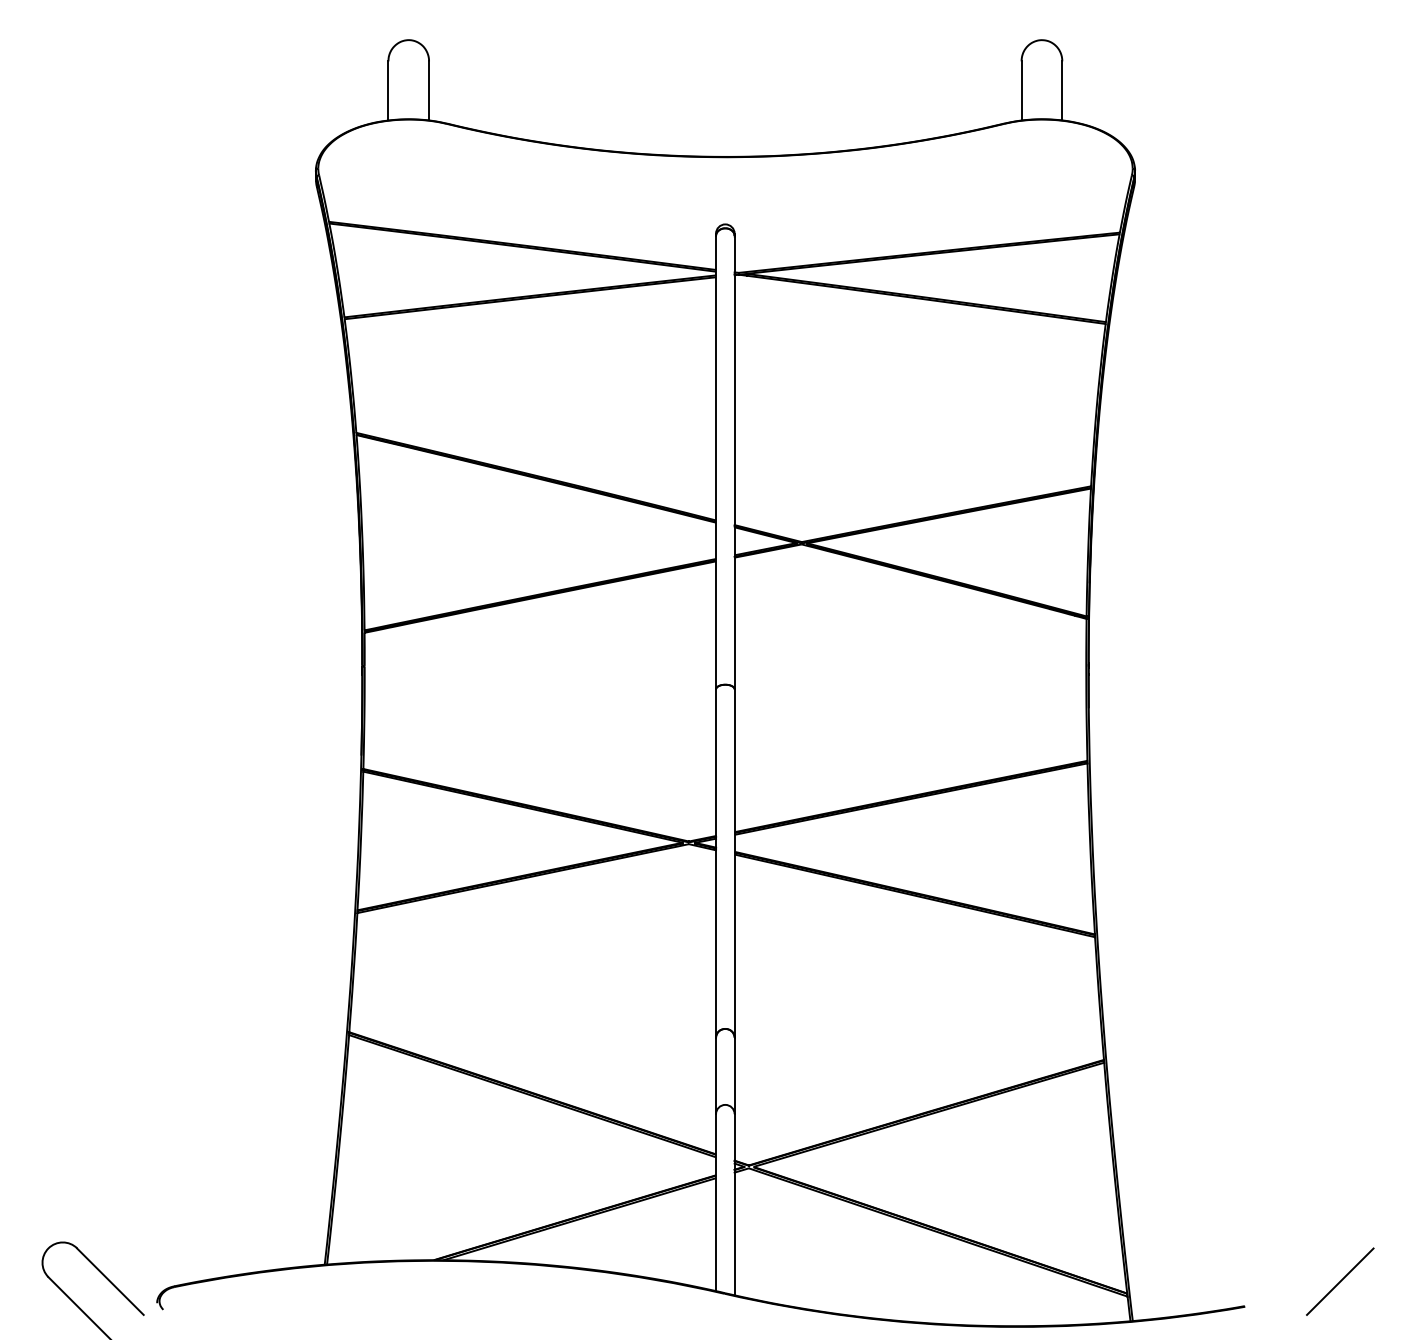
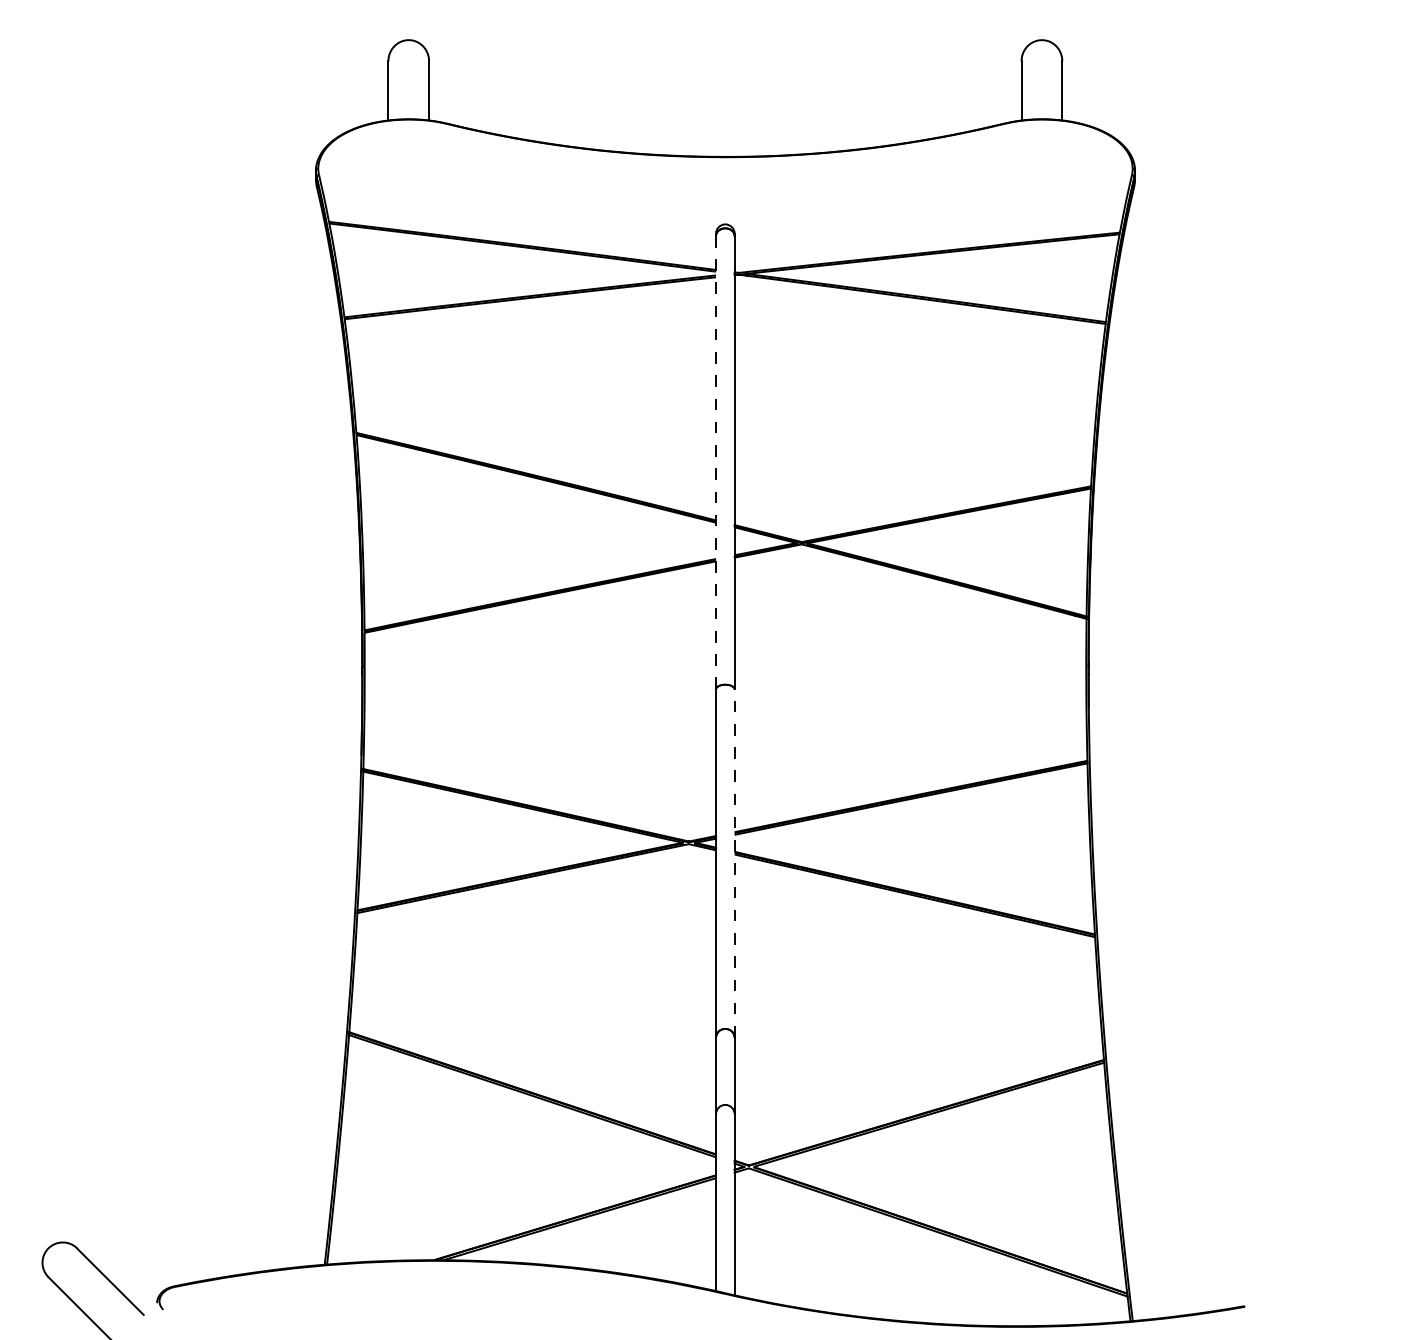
line: solid -> dashed (716, 462)
line: solid -> dashed (734, 863)
line: present -> none (1340, 1281)
